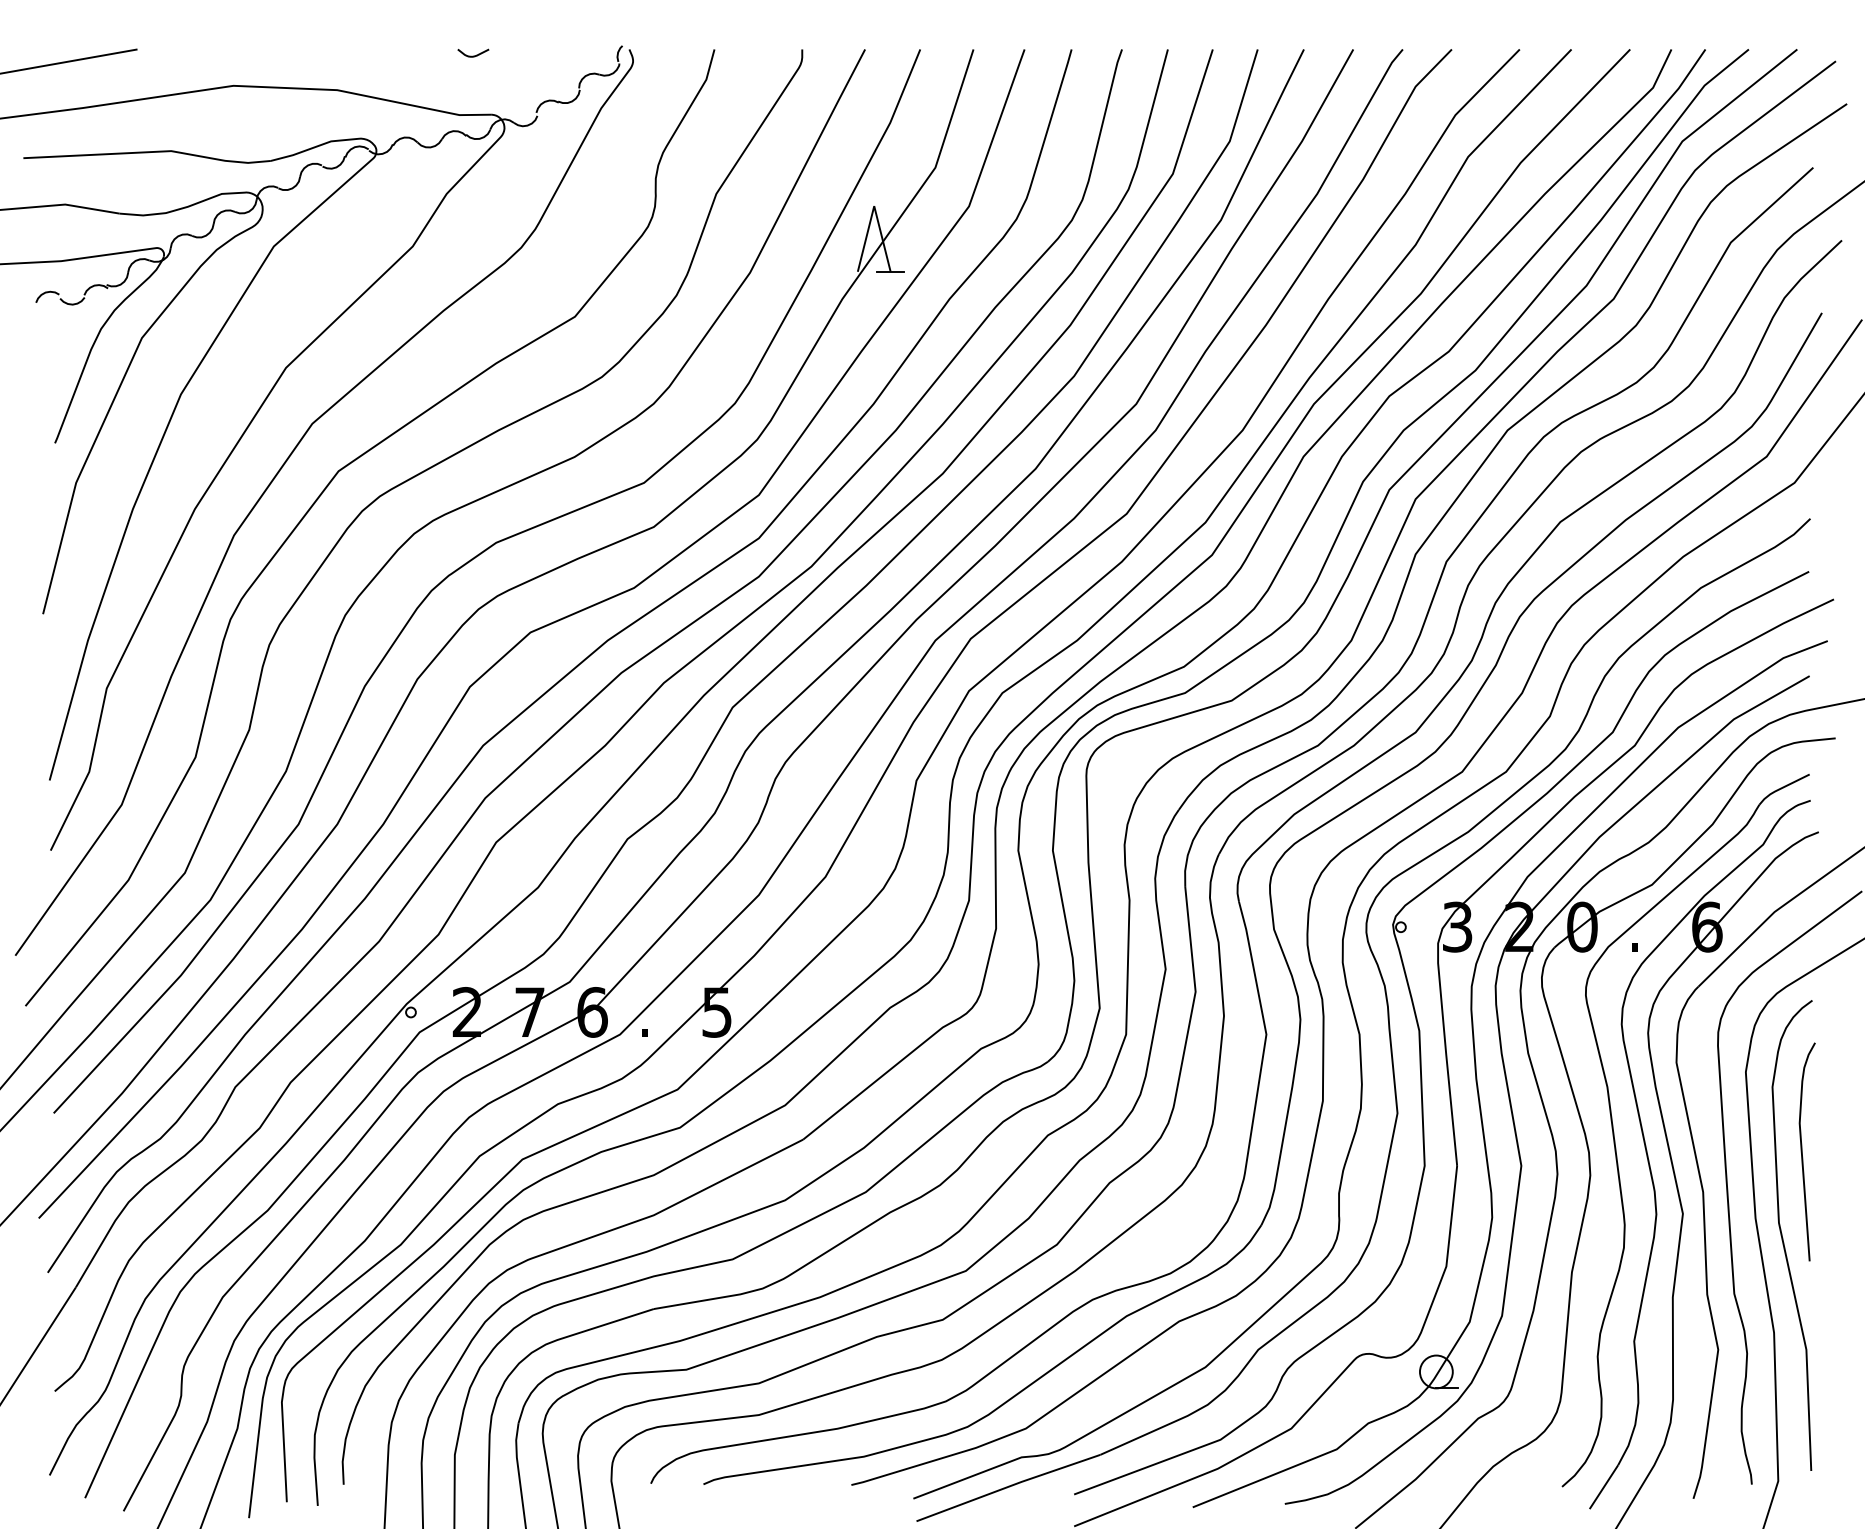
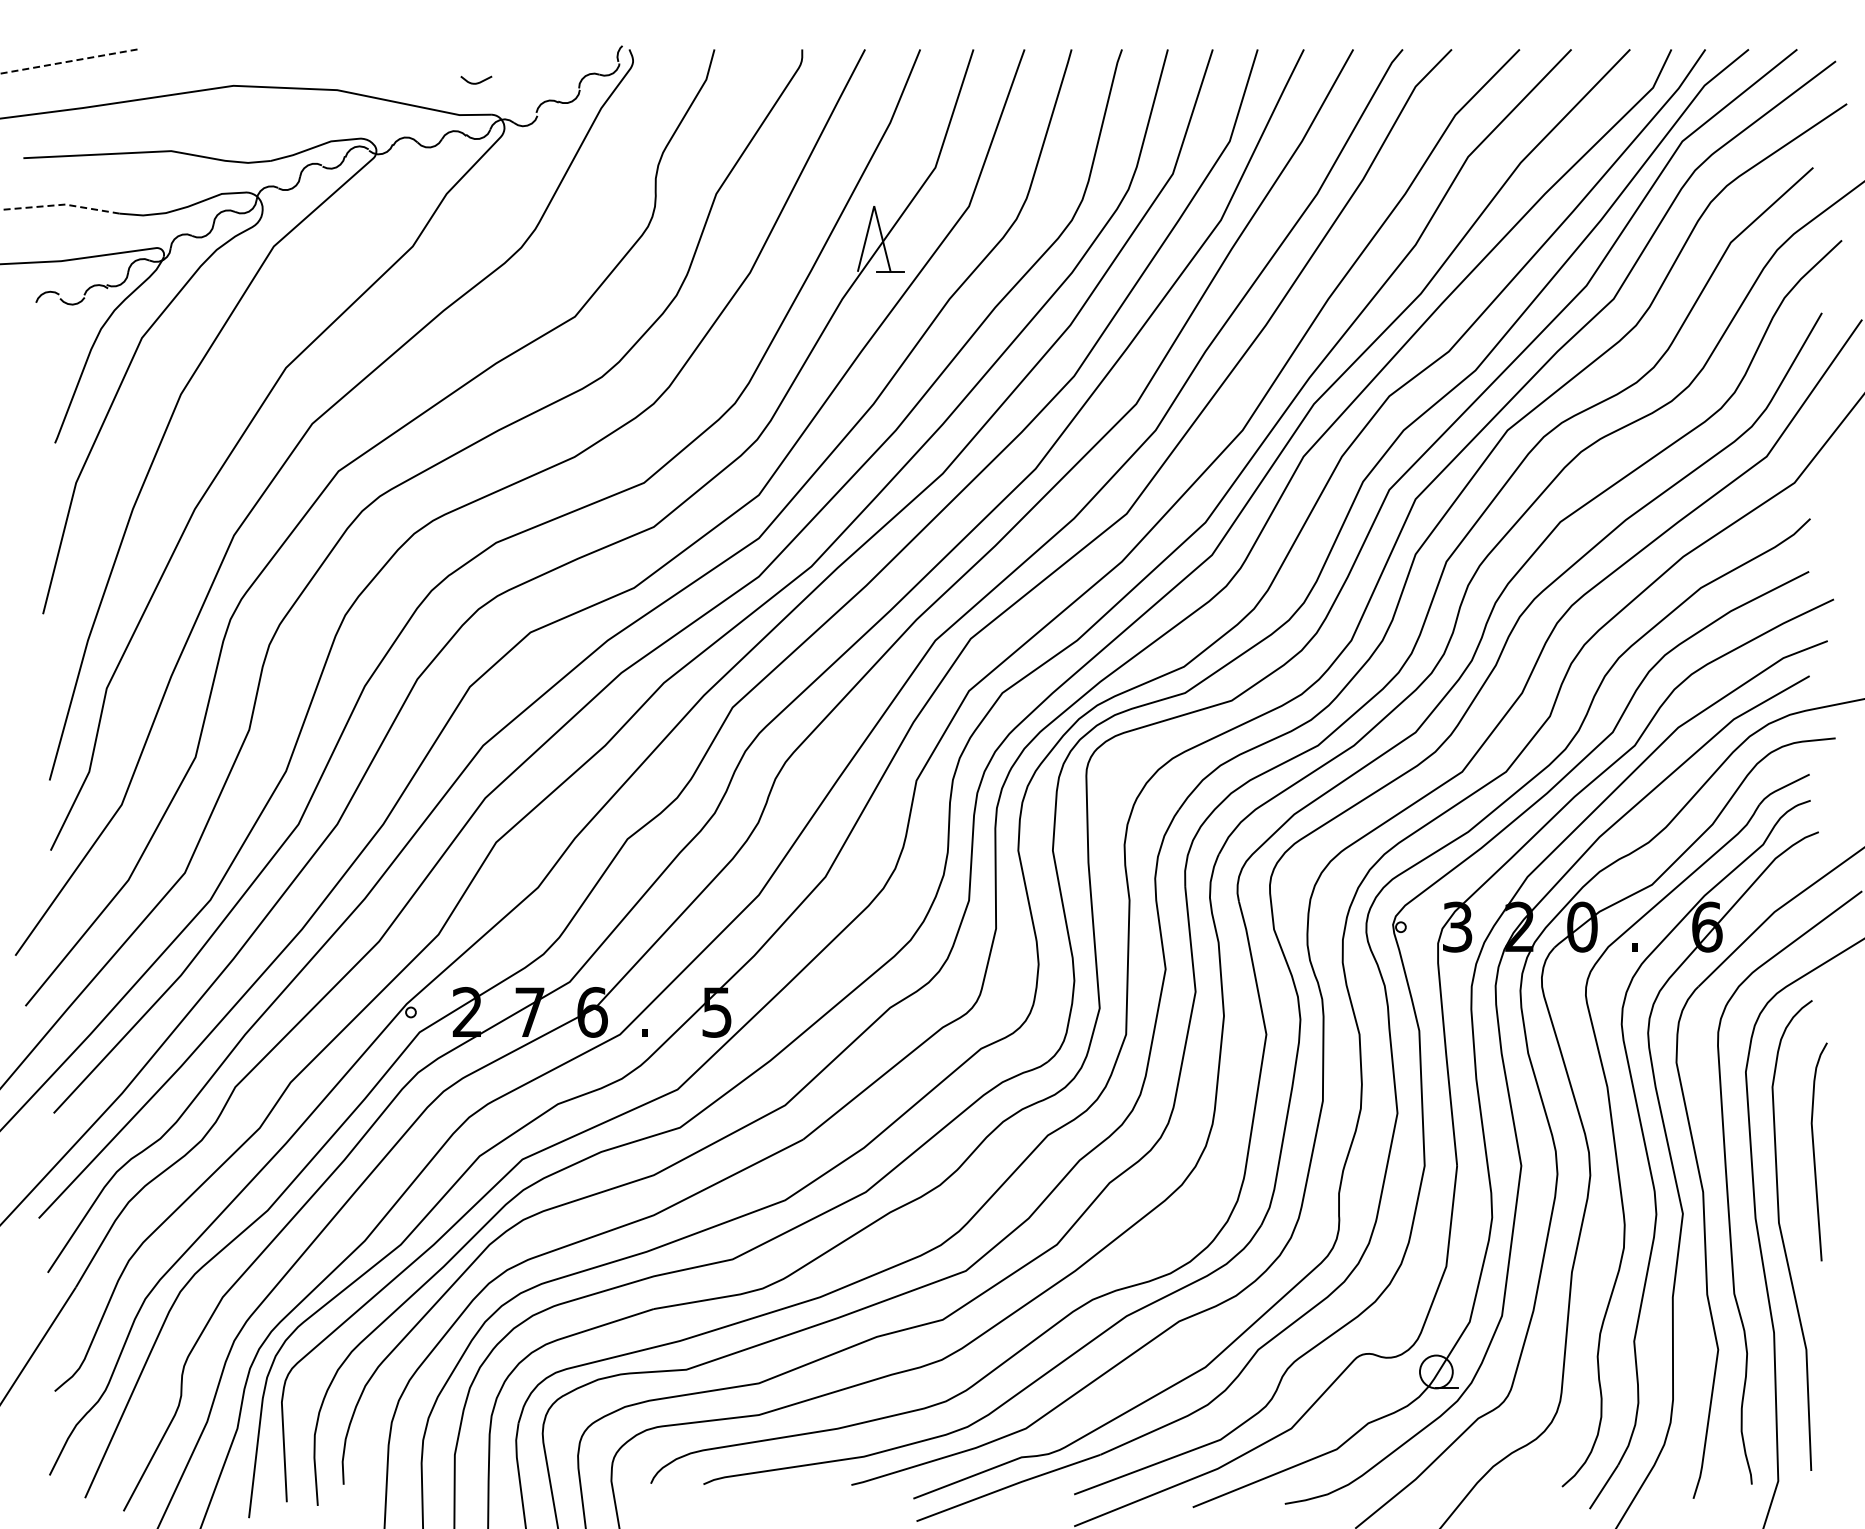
curve position: (473, 55) -> (476, 82) (476, 82)
line: solid -> dashed (68, 61)
line: solid -> dashed (61, 204)
curve position: (1802, 1151) -> (1814, 1151) (1814, 1151)
